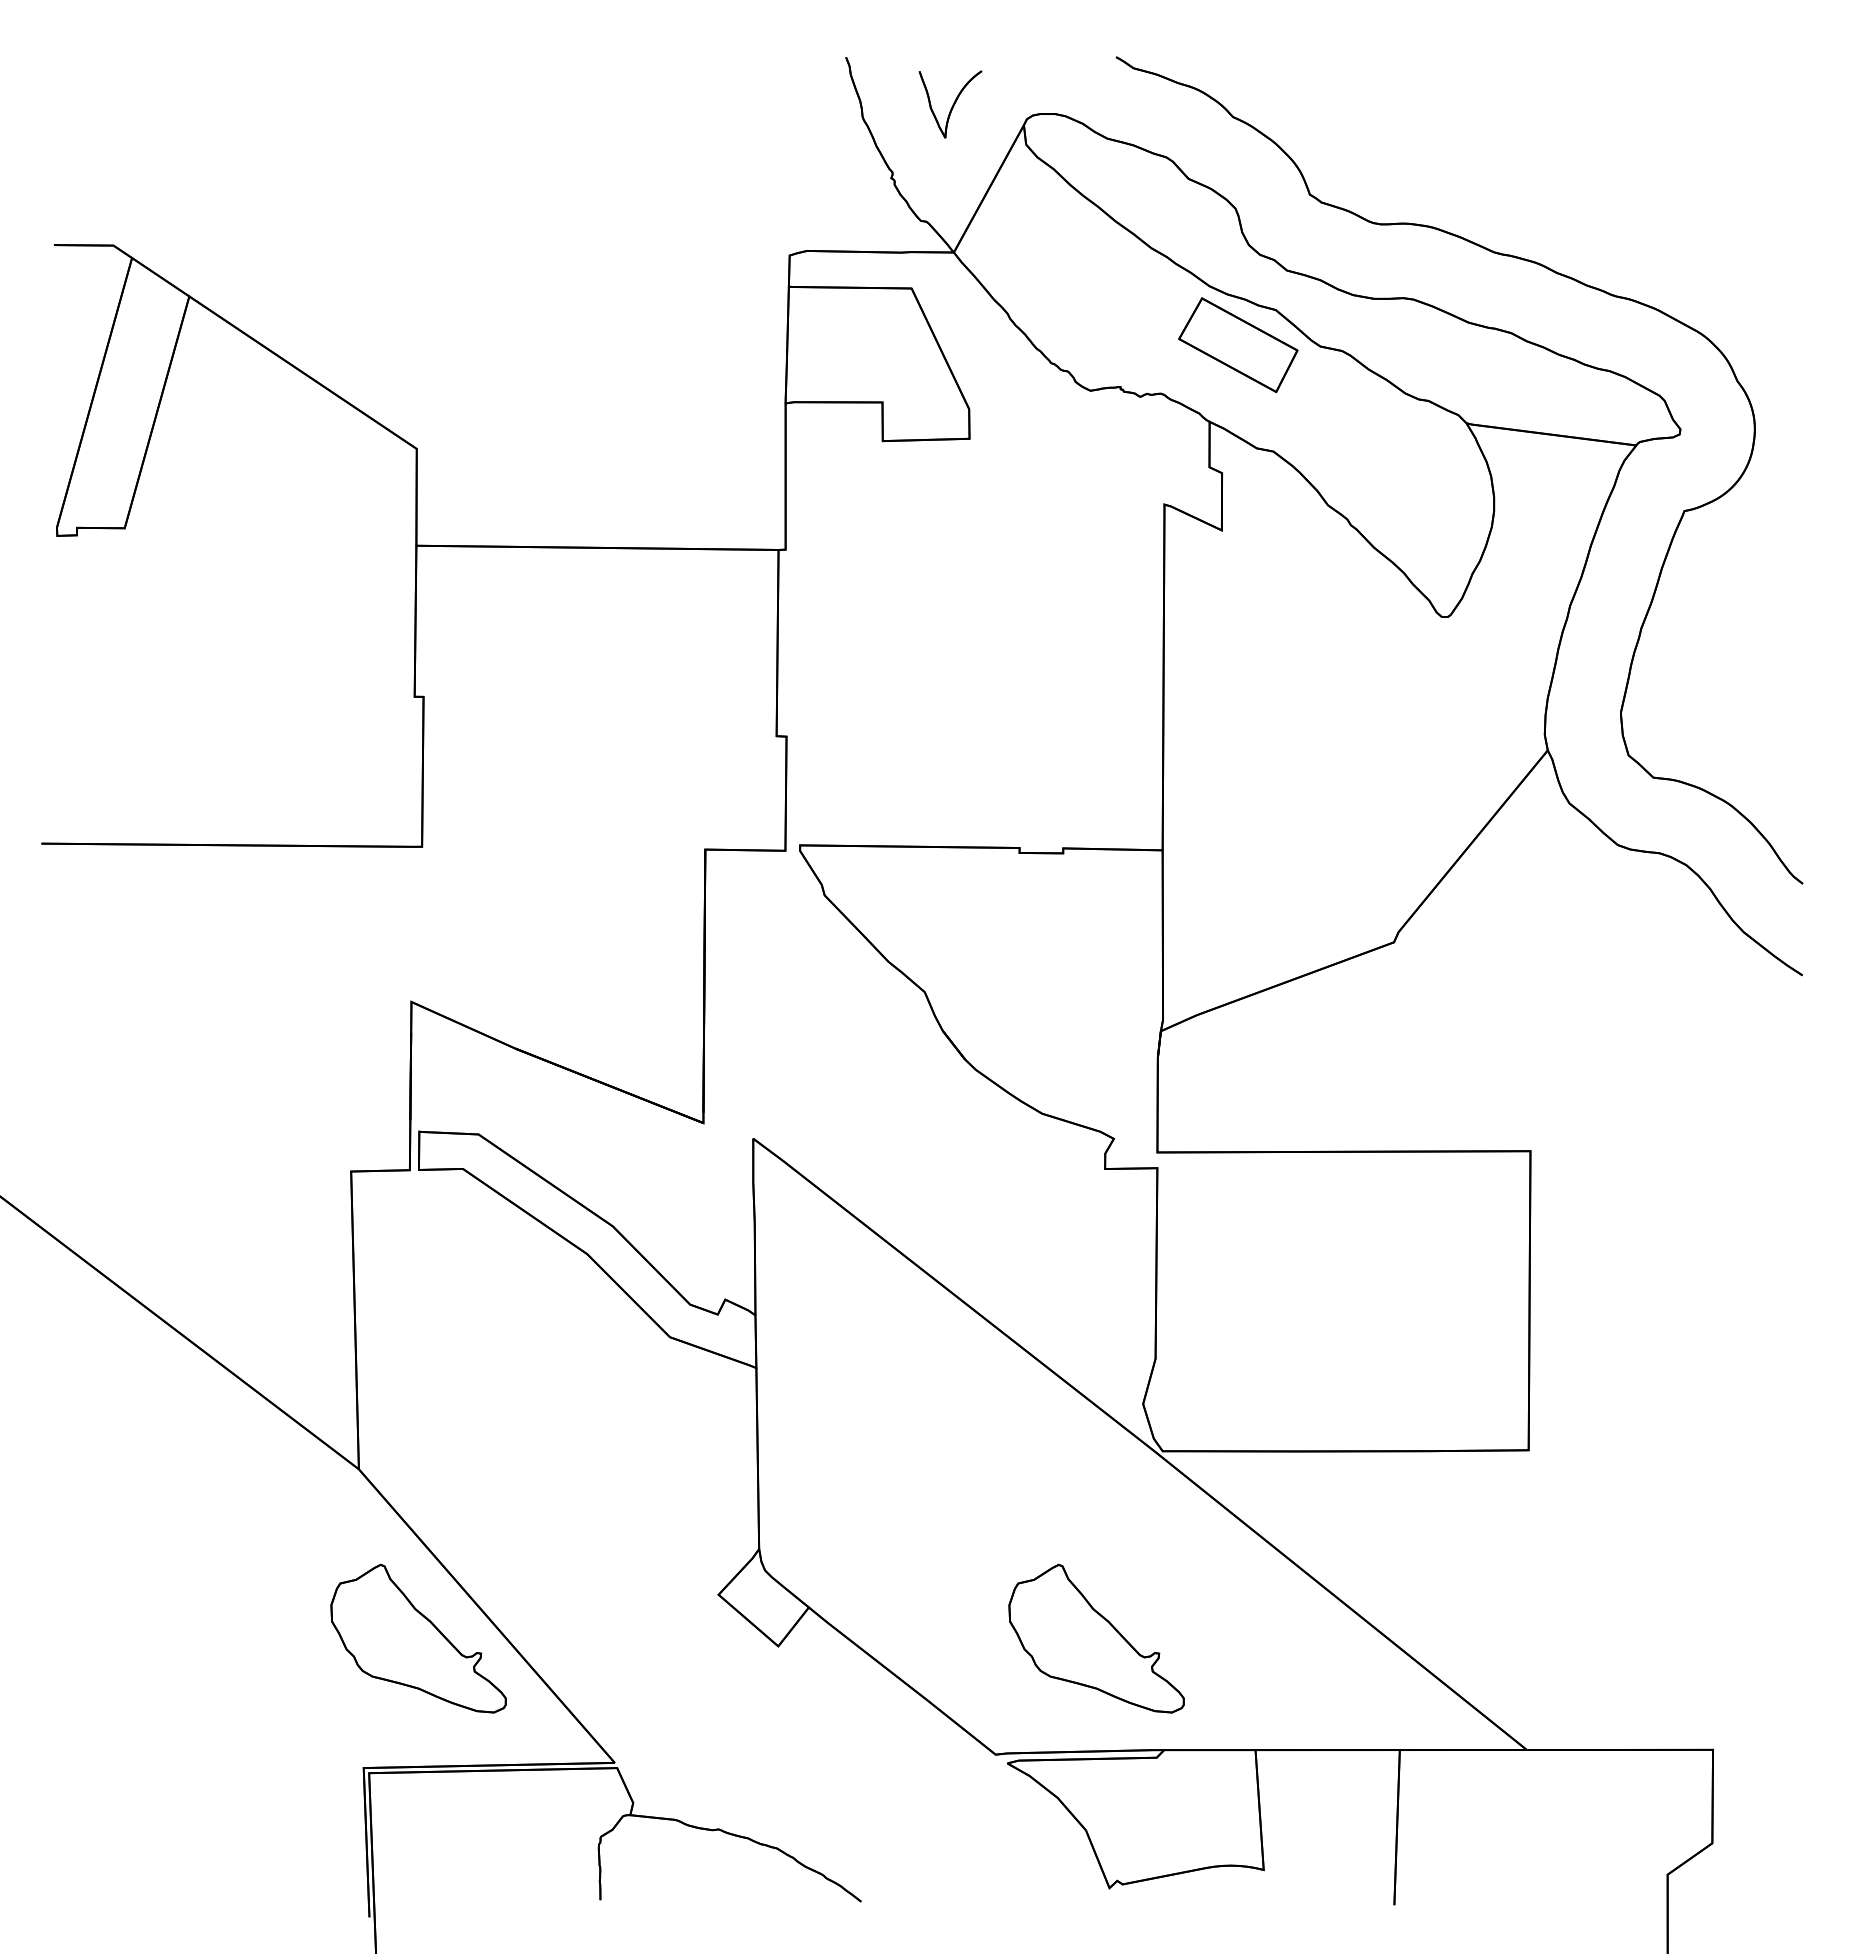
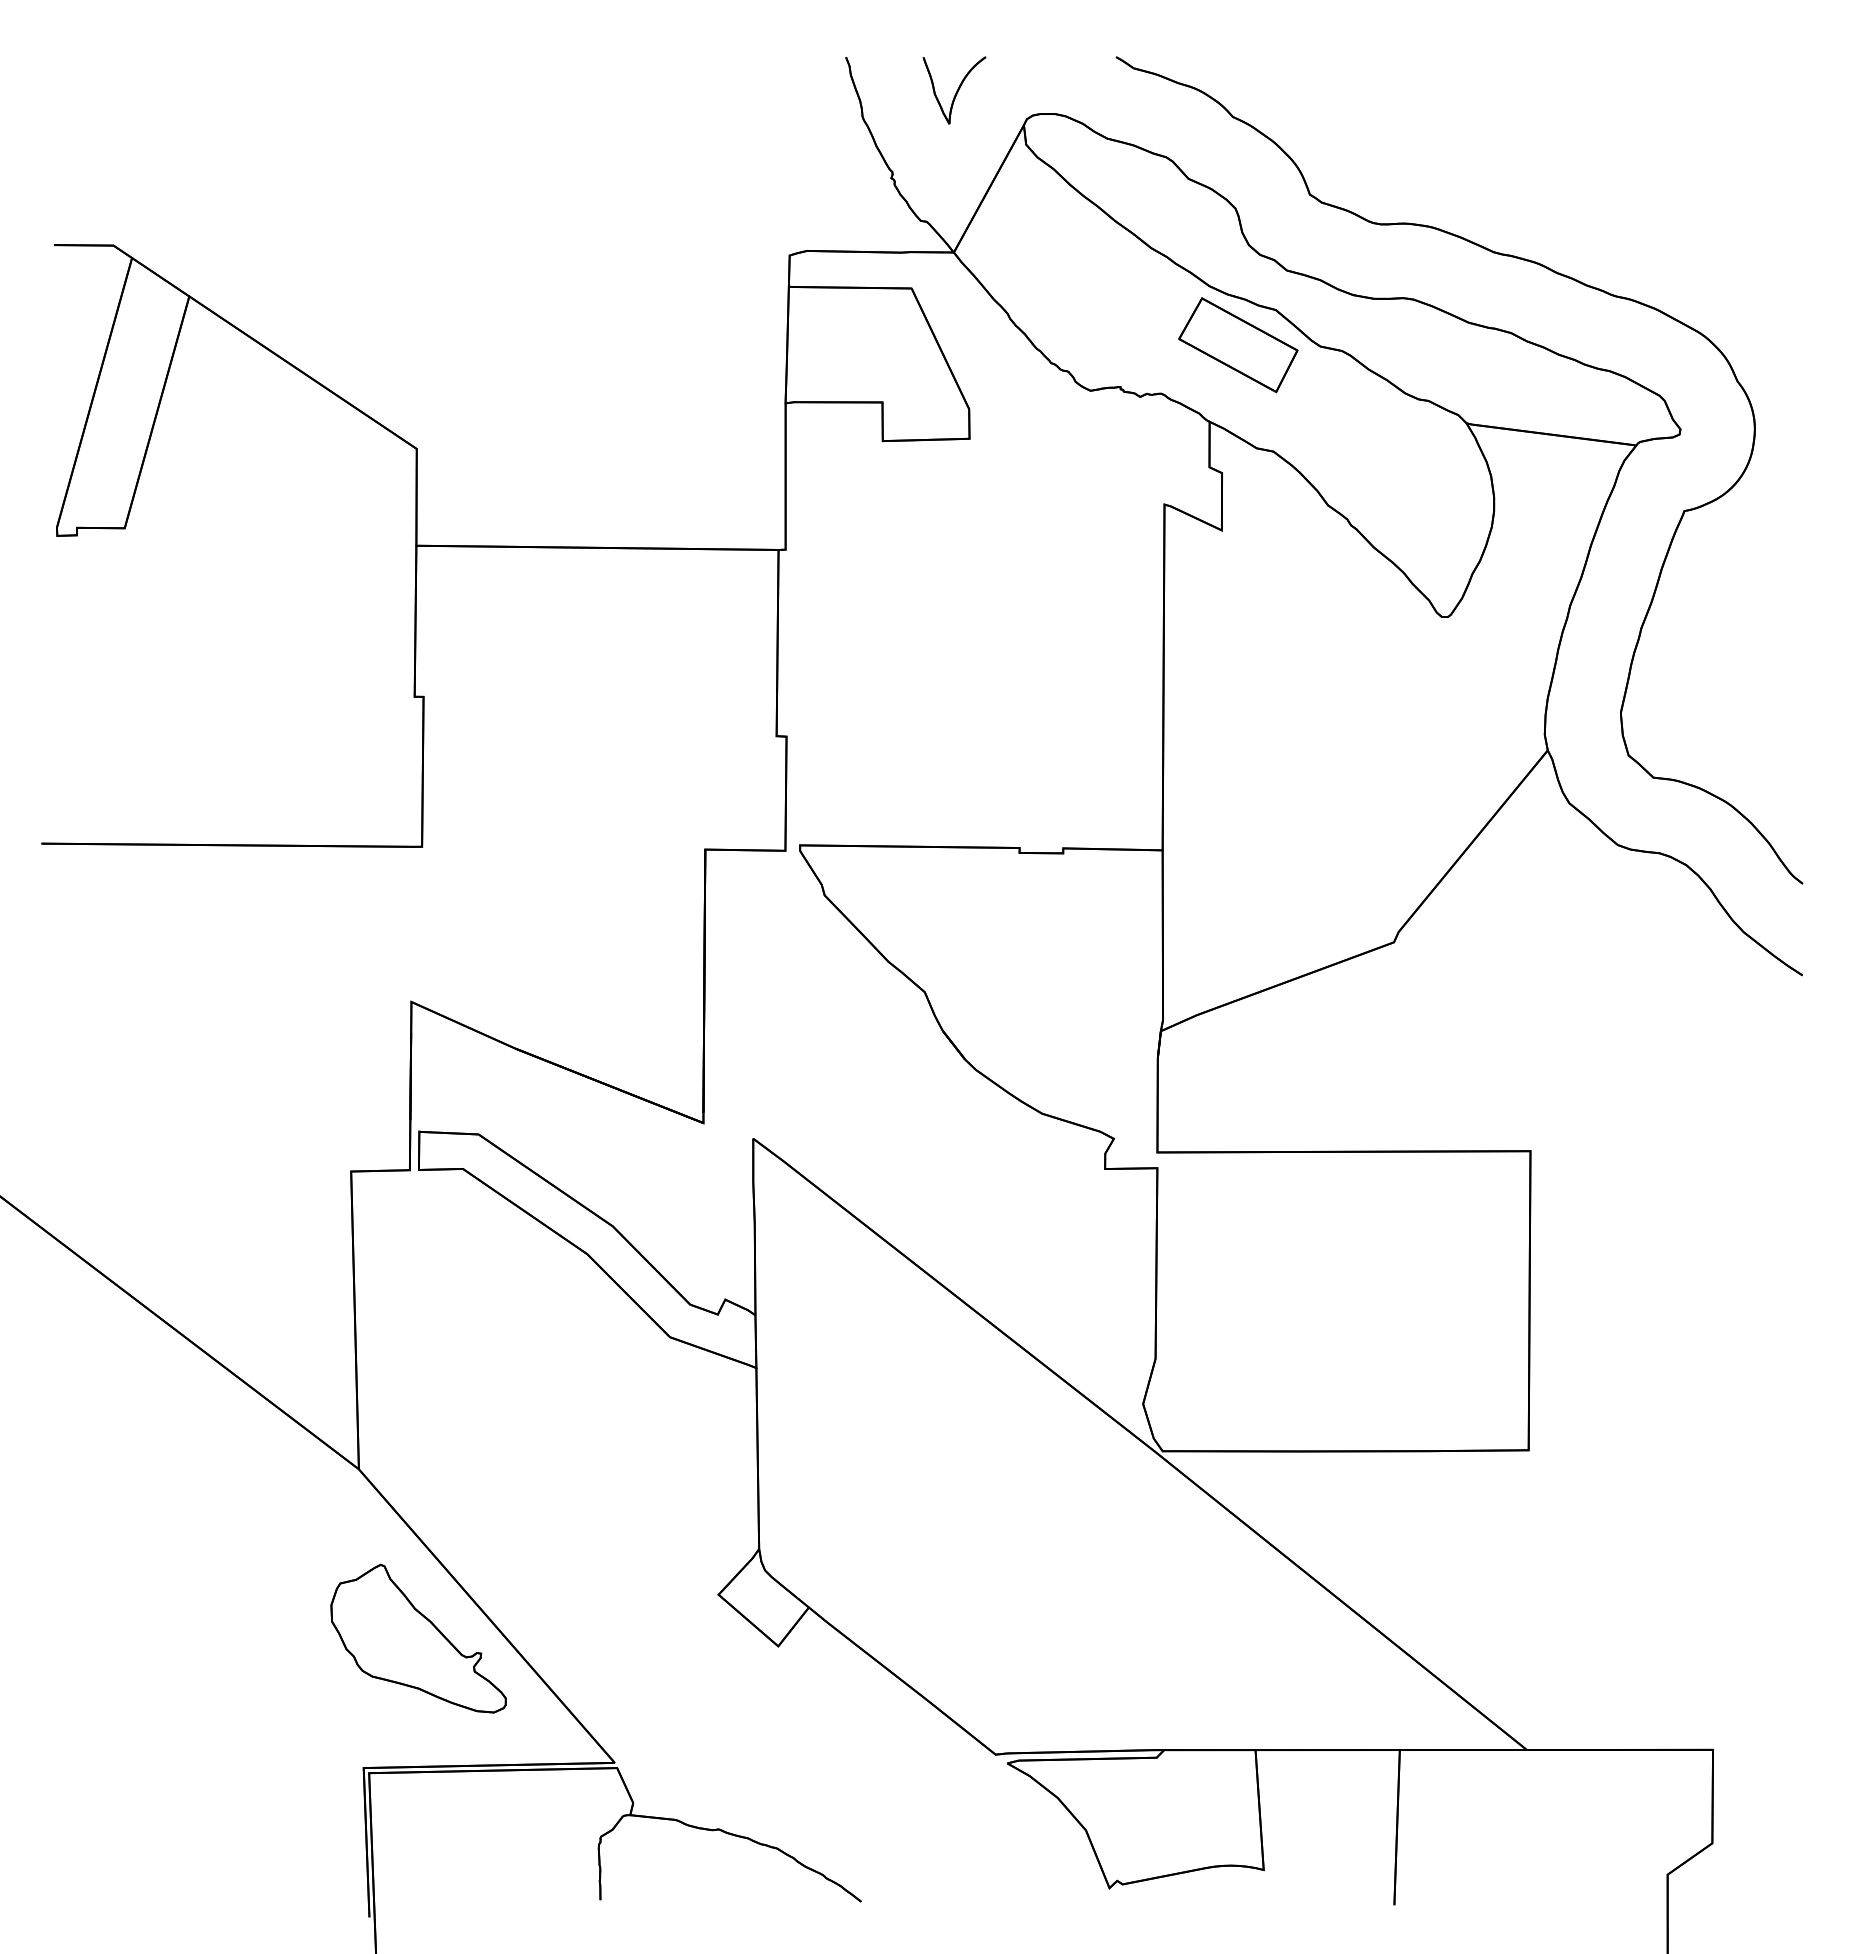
part position: (950, 104) -> (954, 90) (954, 90)
part: present -> none (1096, 1638)
